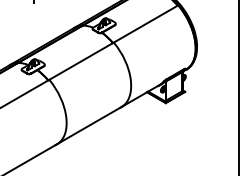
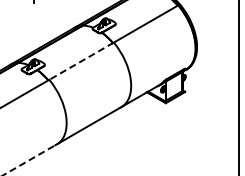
line: solid -> dashed (80, 61)
line: solid -> dashed (30, 159)
